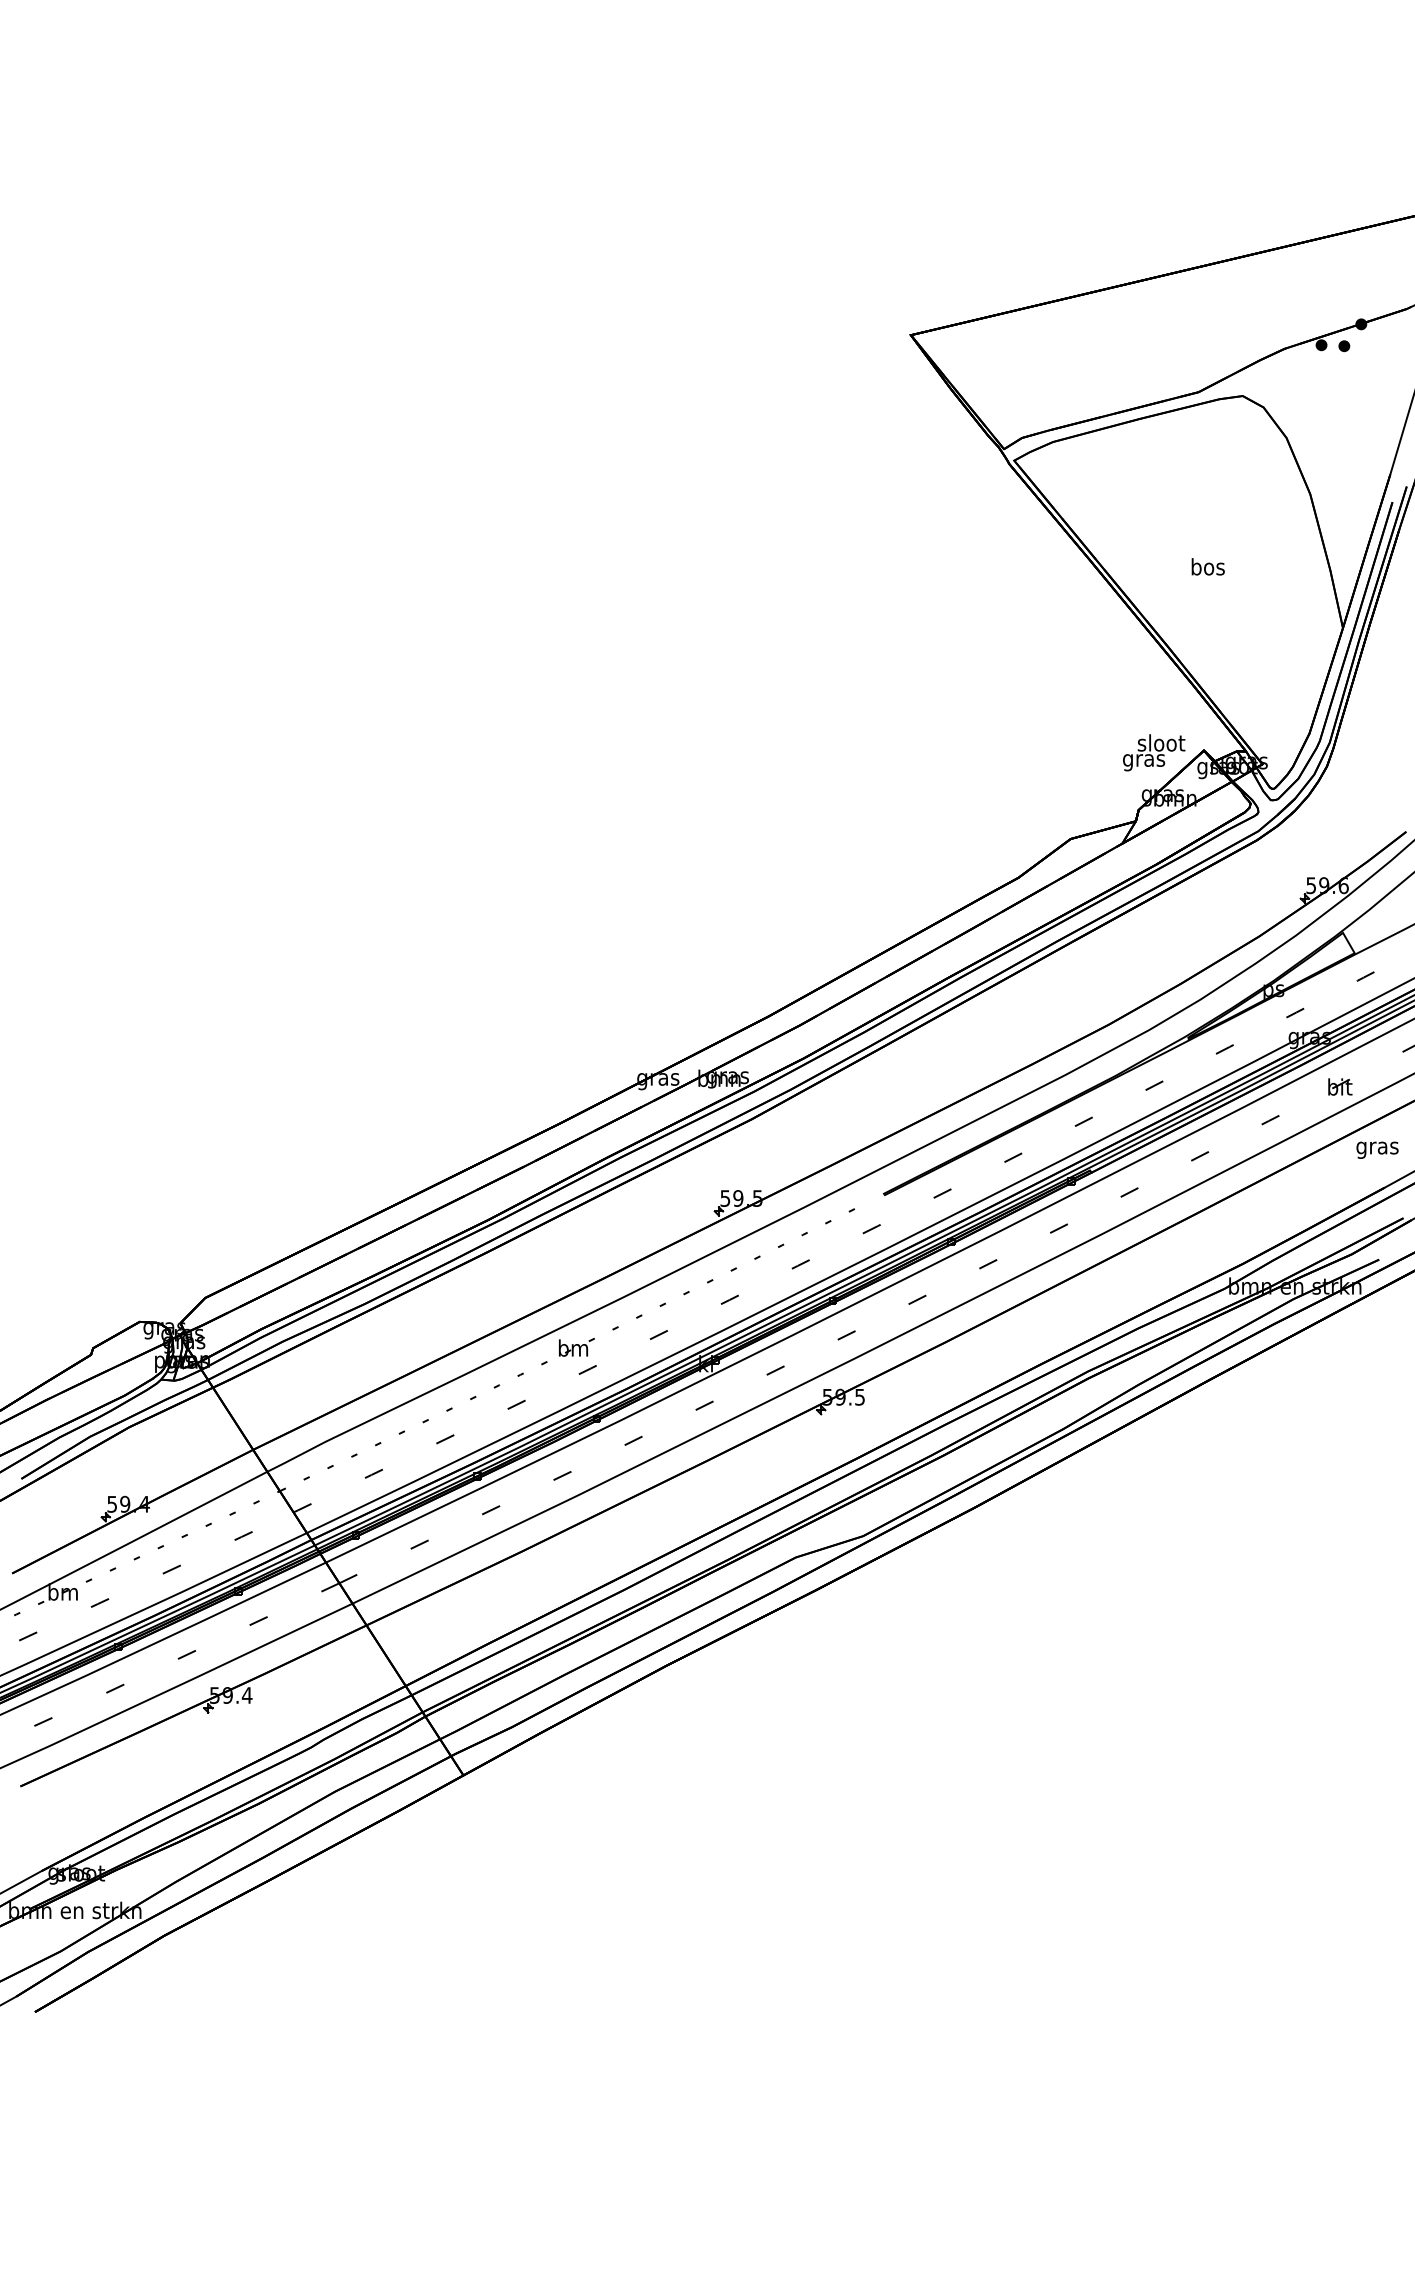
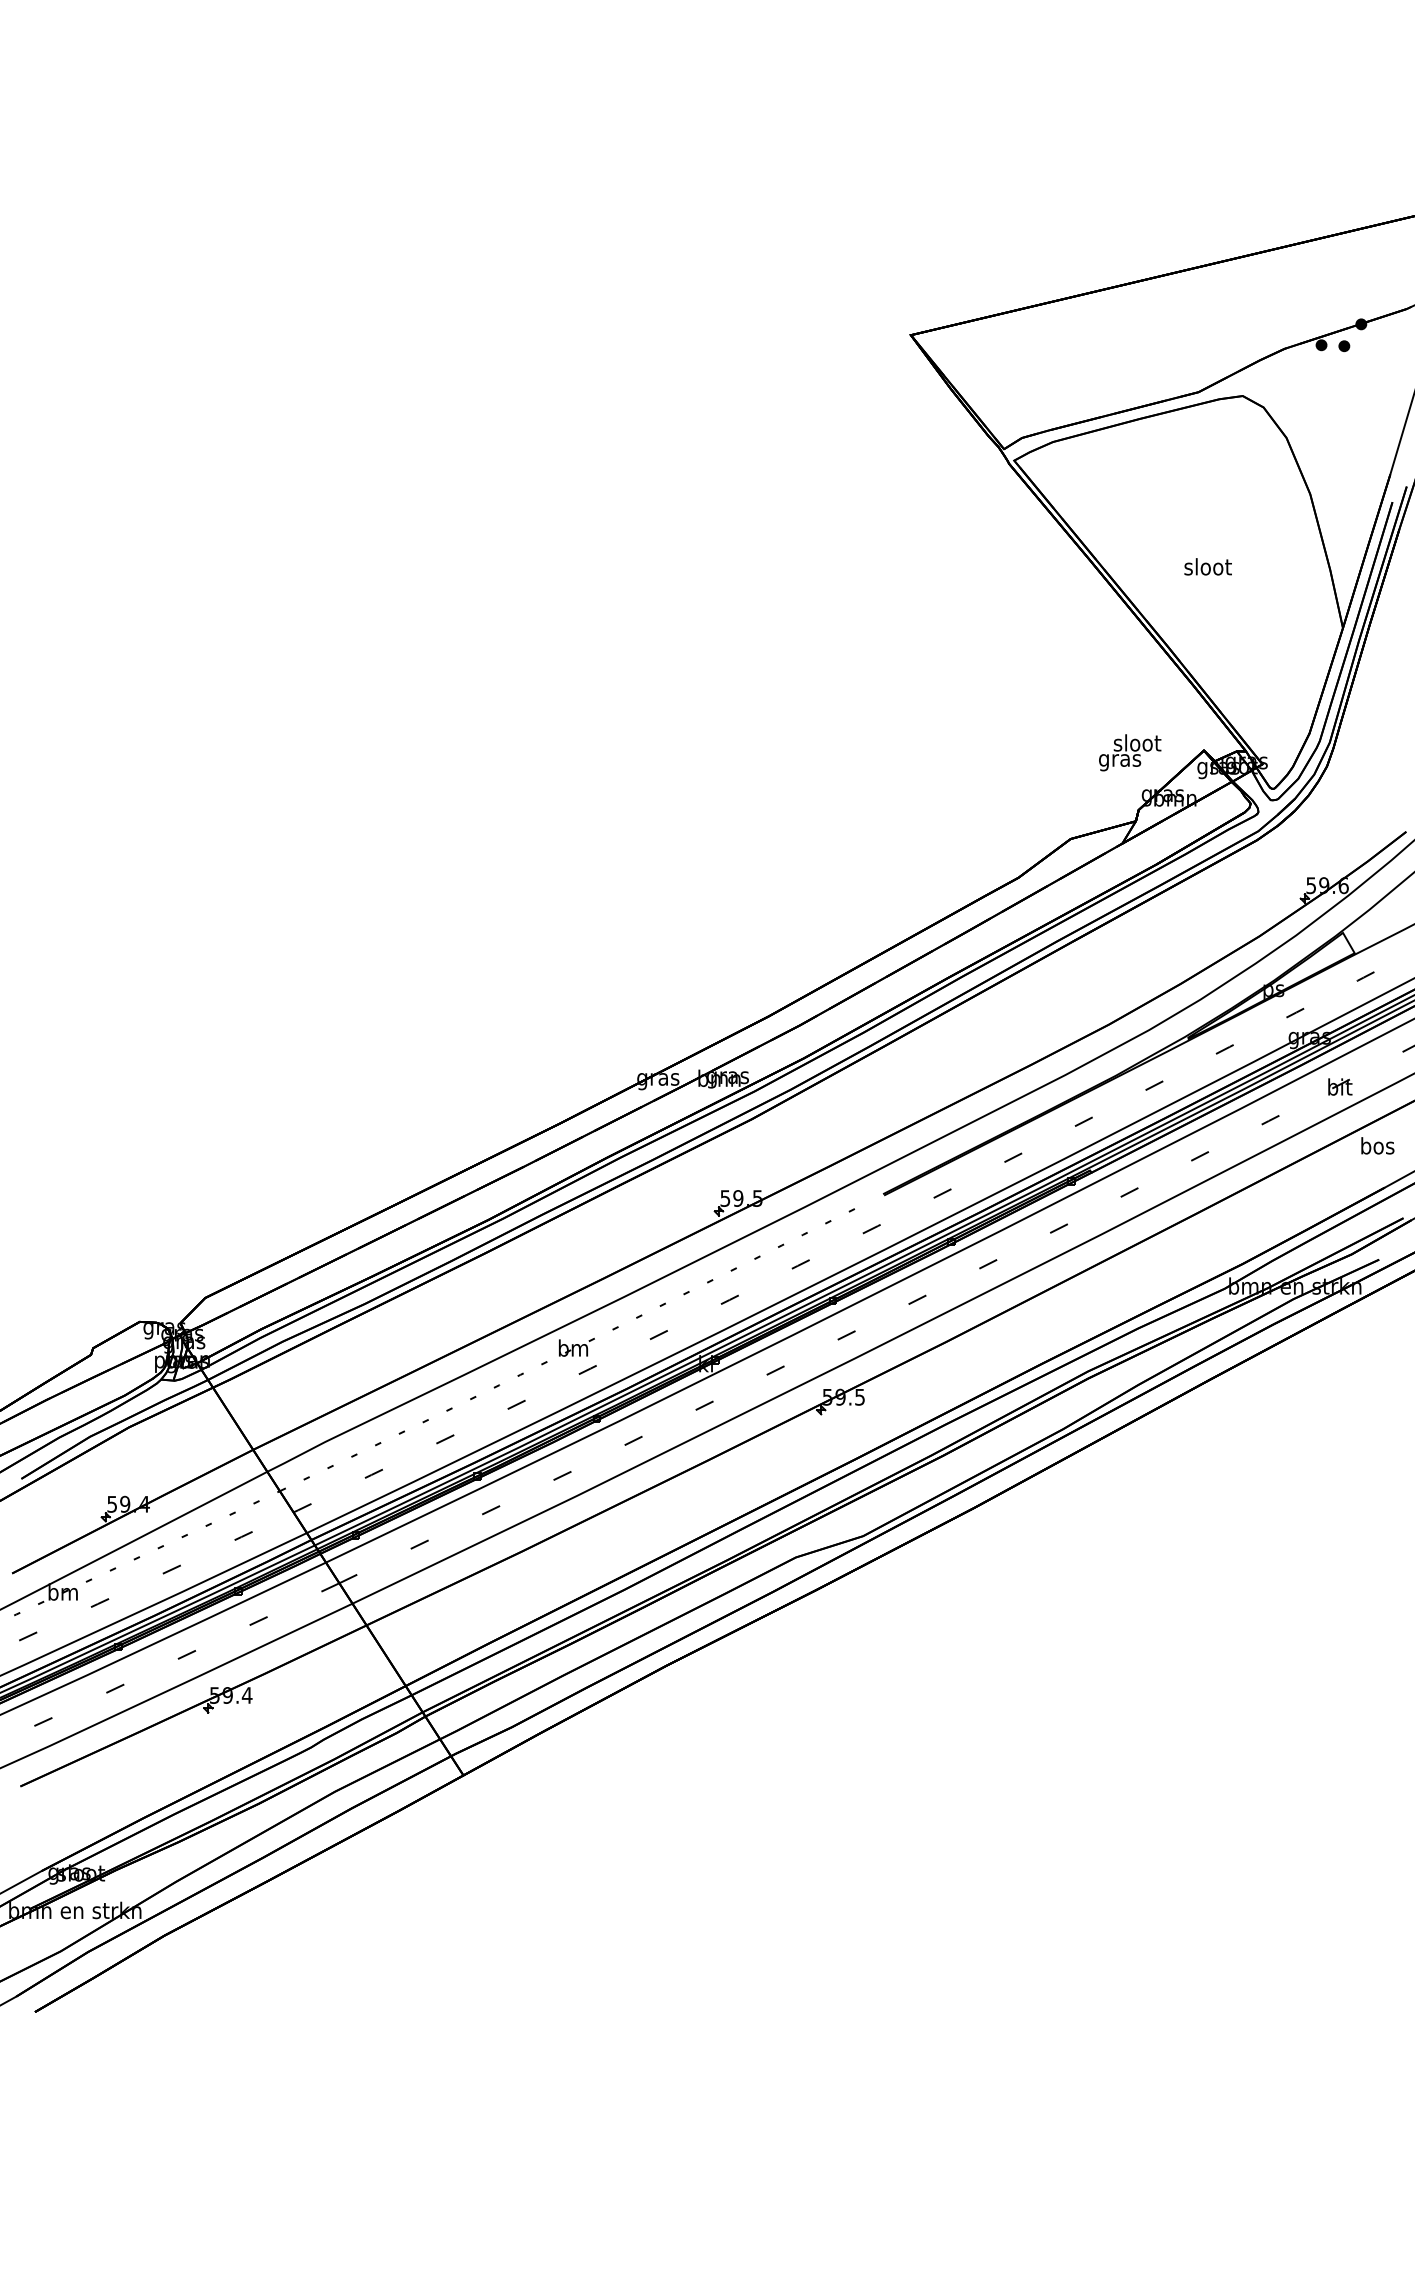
text: bos -> sloot (1207, 566)
text position: (1154, 752) -> (1130, 752) (1130, 752)
text: gras -> bos (1377, 1147)
